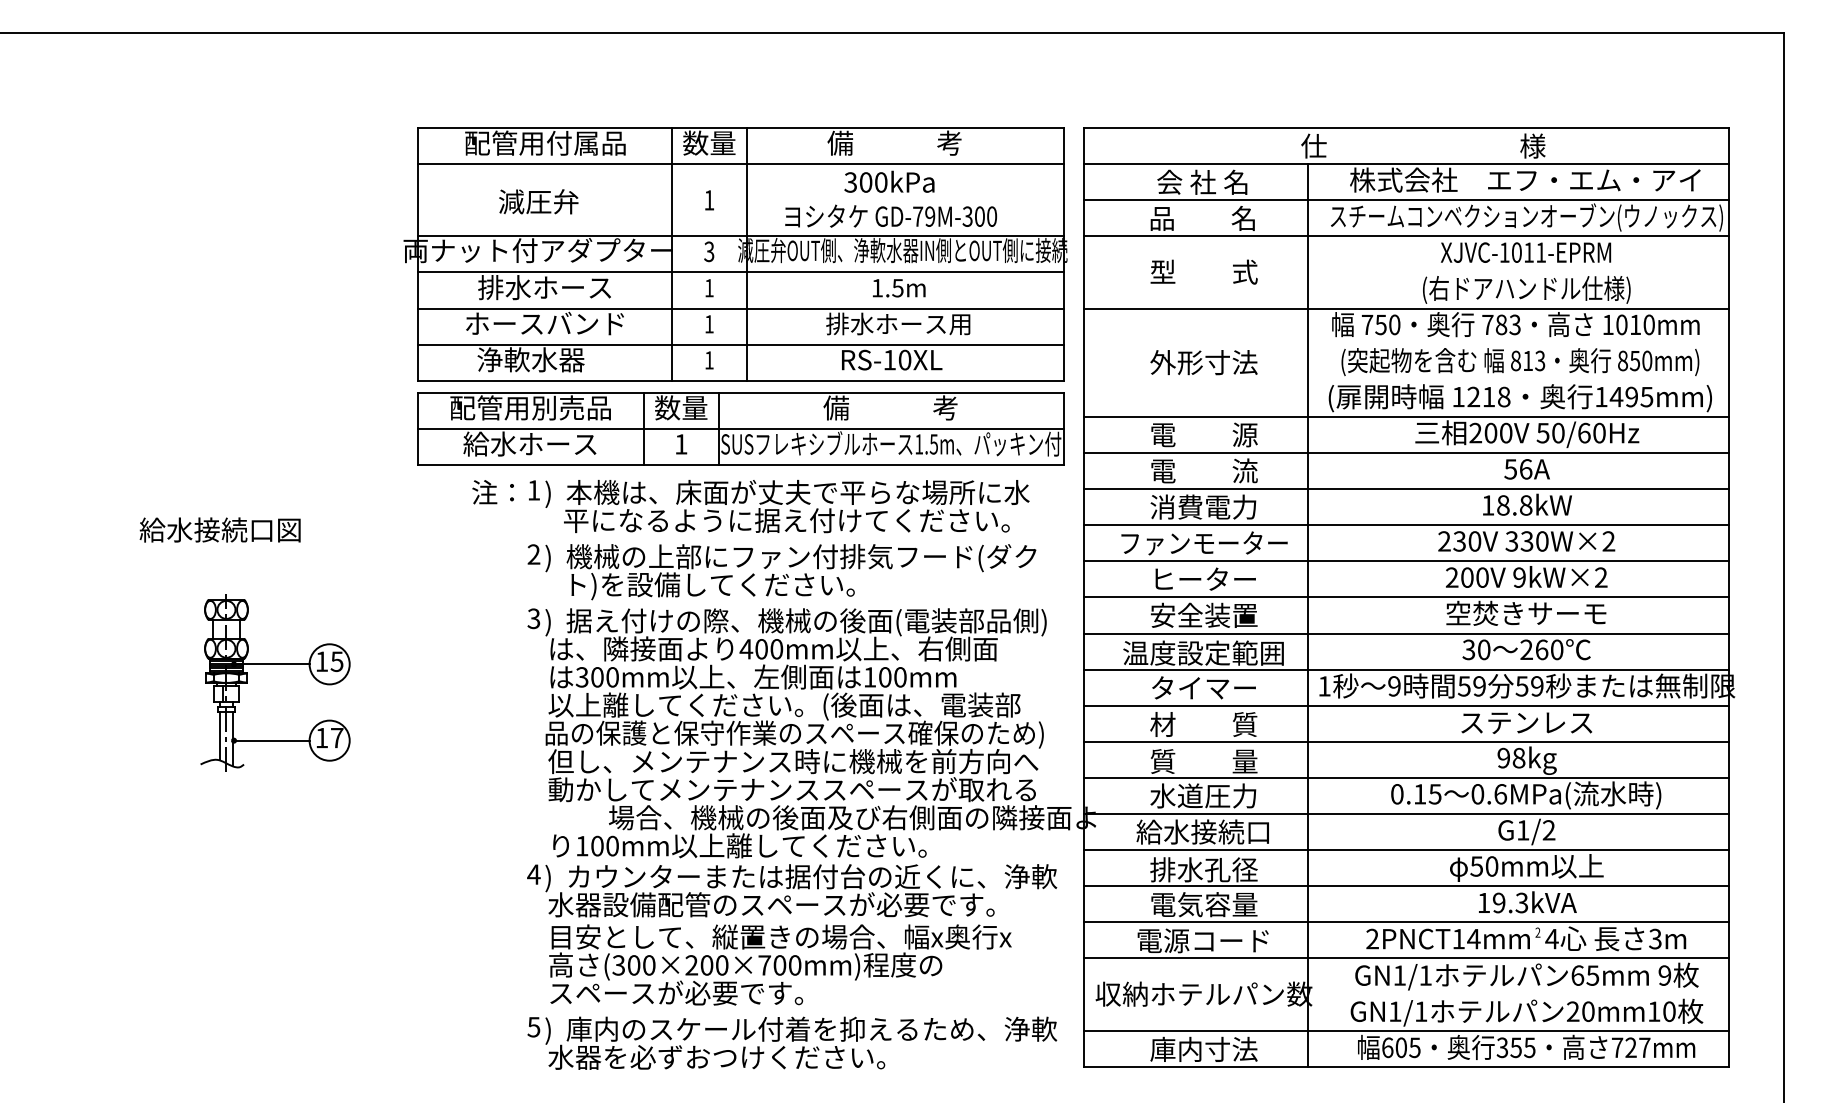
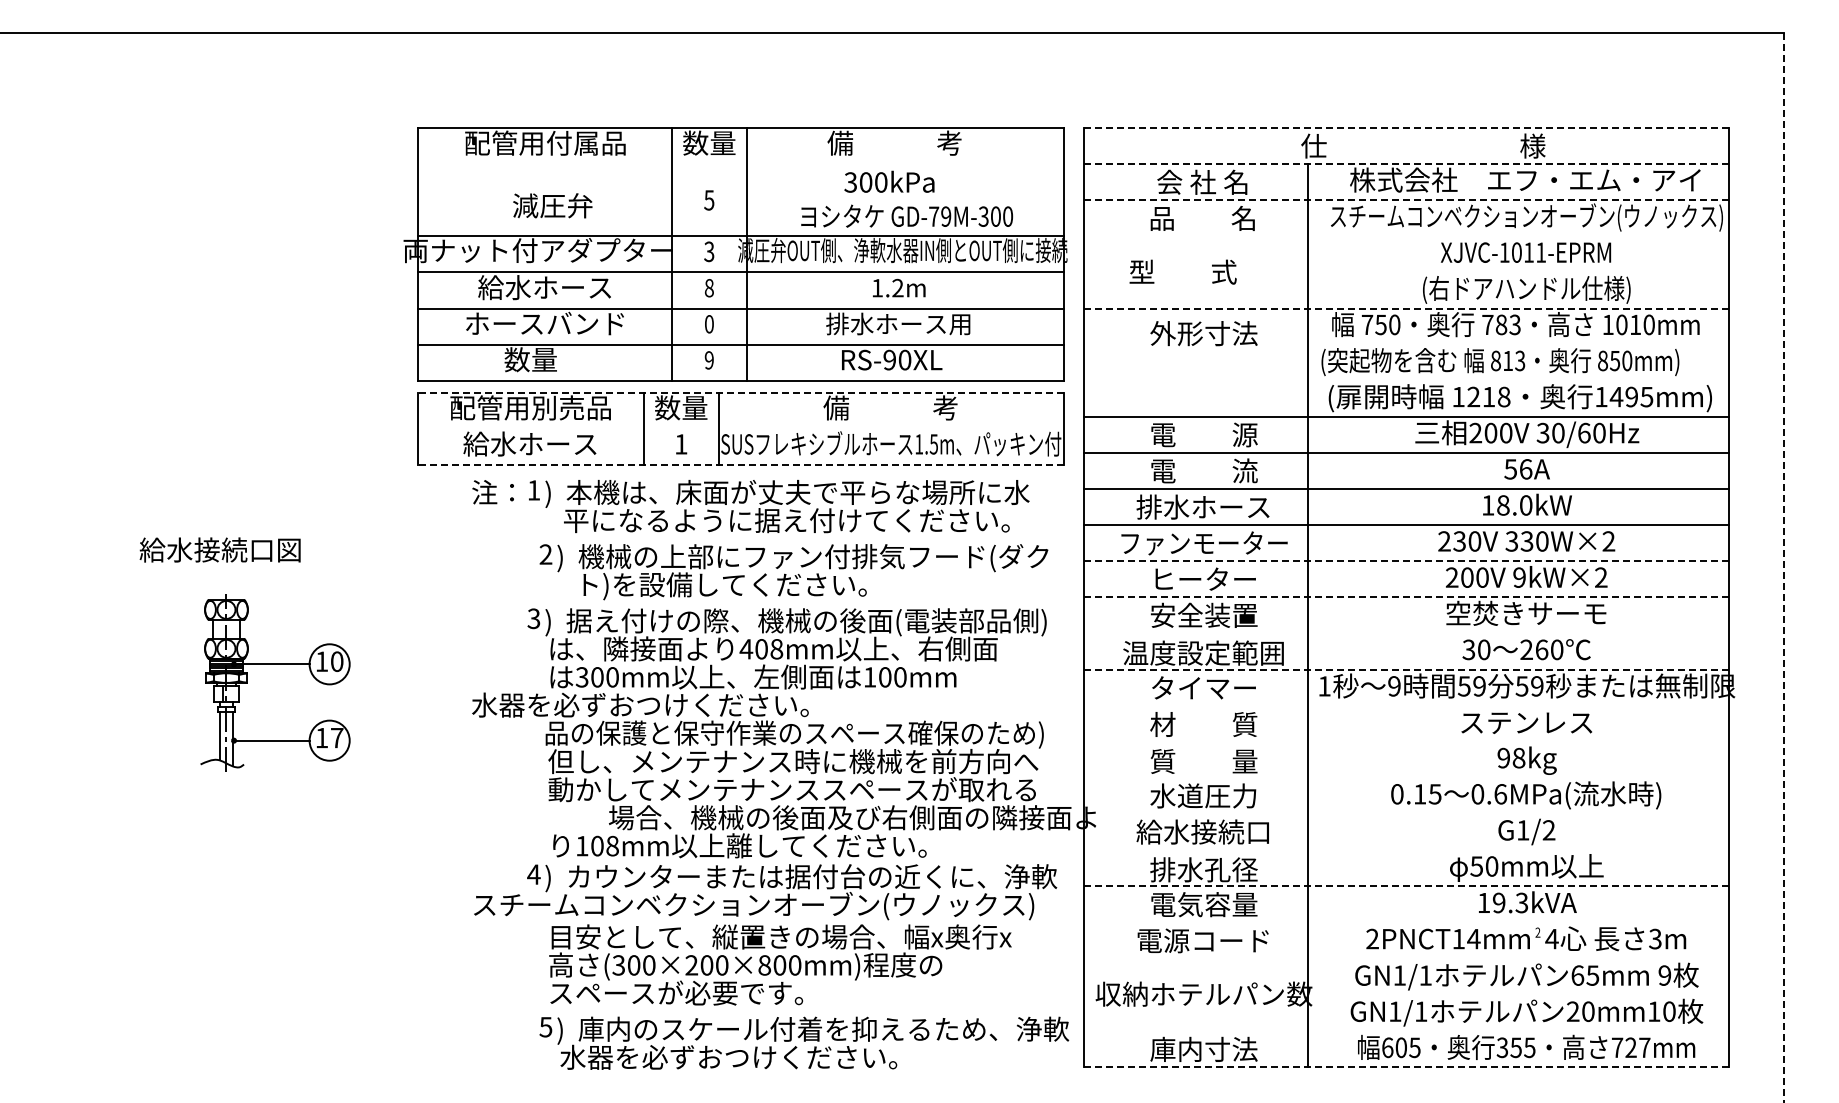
line: solid -> dashed (1406, 128)
line: present -> none (740, 164)
line: solid -> dashed (1406, 164)
text: 1 -> 5 (709, 200)
line: solid -> dashed (1406, 200)
text position: (538, 201) -> (552, 205) (552, 205)
text position: (890, 215) -> (906, 215) (906, 215)
line: present -> none (1406, 236)
text position: (1203, 271) -> (1182, 271) (1182, 271)
text: 排水ホース -> 給水ホース (490, 287)
text: 1.5m -> 1.2m (897, 287)
text: 1 -> 8 (708, 288)
line: solid -> dashed (1406, 308)
text: 1 -> 0 (709, 324)
text: 浄軟水器 -> 数量 (530, 359)
text: RS-10XL -> RS-90XL (889, 359)
text: 1 -> 9 (708, 360)
text position: (1520, 361) -> (1500, 361) (1500, 361)
text position: (1203, 362) -> (1203, 333) (1203, 333)
line: solid -> dashed (740, 392)
line: present -> none (740, 428)
text: 50/60Hz -> 30/60Hz (1543, 432)
line: solid -> dashed (740, 465)
text: 18.8kW -> 18.0kW (1526, 505)
text: 消費電力 -> 排水ホース (1202, 506)
text position: (219, 529) -> (219, 549) (219, 549)
line: solid -> dashed (1406, 561)
line: solid -> dashed (1783, 567)
text position: (781, 572) -> (793, 572) (793, 572)
line: solid -> dashed (1406, 597)
line: present -> none (1406, 633)
text: 400mm -> 408mm (776, 649)
text: 15 -> 10 (336, 661)
line: solid -> dashed (1406, 669)
line: present -> none (1406, 705)
text: 以上離してください。(後面は、電装部 -> 水器を必ずおつけください。 (746, 706)
line: present -> none (1406, 741)
line: present -> none (1406, 777)
line: present -> none (1406, 814)
text: 100mm -> 108mm (612, 846)
line: present -> none (1406, 850)
line: solid -> dashed (1406, 886)
text: 水器設備配管のスペースが必要です。 -> スチームコンベクションオーブン(ウノックス) (754, 905)
line: present -> none (1406, 922)
line: present -> none (1406, 958)
text: (300×200×700mm) -> (300×200×800mm) (764, 965)
line: present -> none (1406, 1030)
text position: (792, 1042) -> (804, 1042) (804, 1042)
line: solid -> dashed (1406, 1066)
